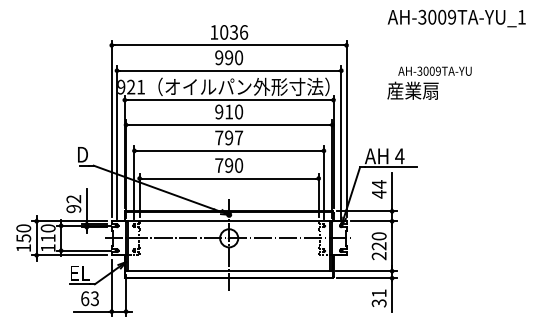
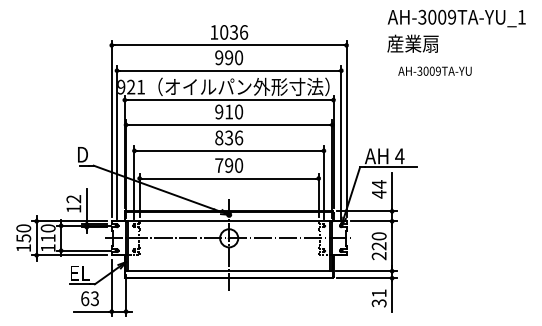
text position: (412, 90) -> (412, 43) (412, 43)
text: 797 -> 836 (229, 137)
text: 92 -> 12 (73, 209)
